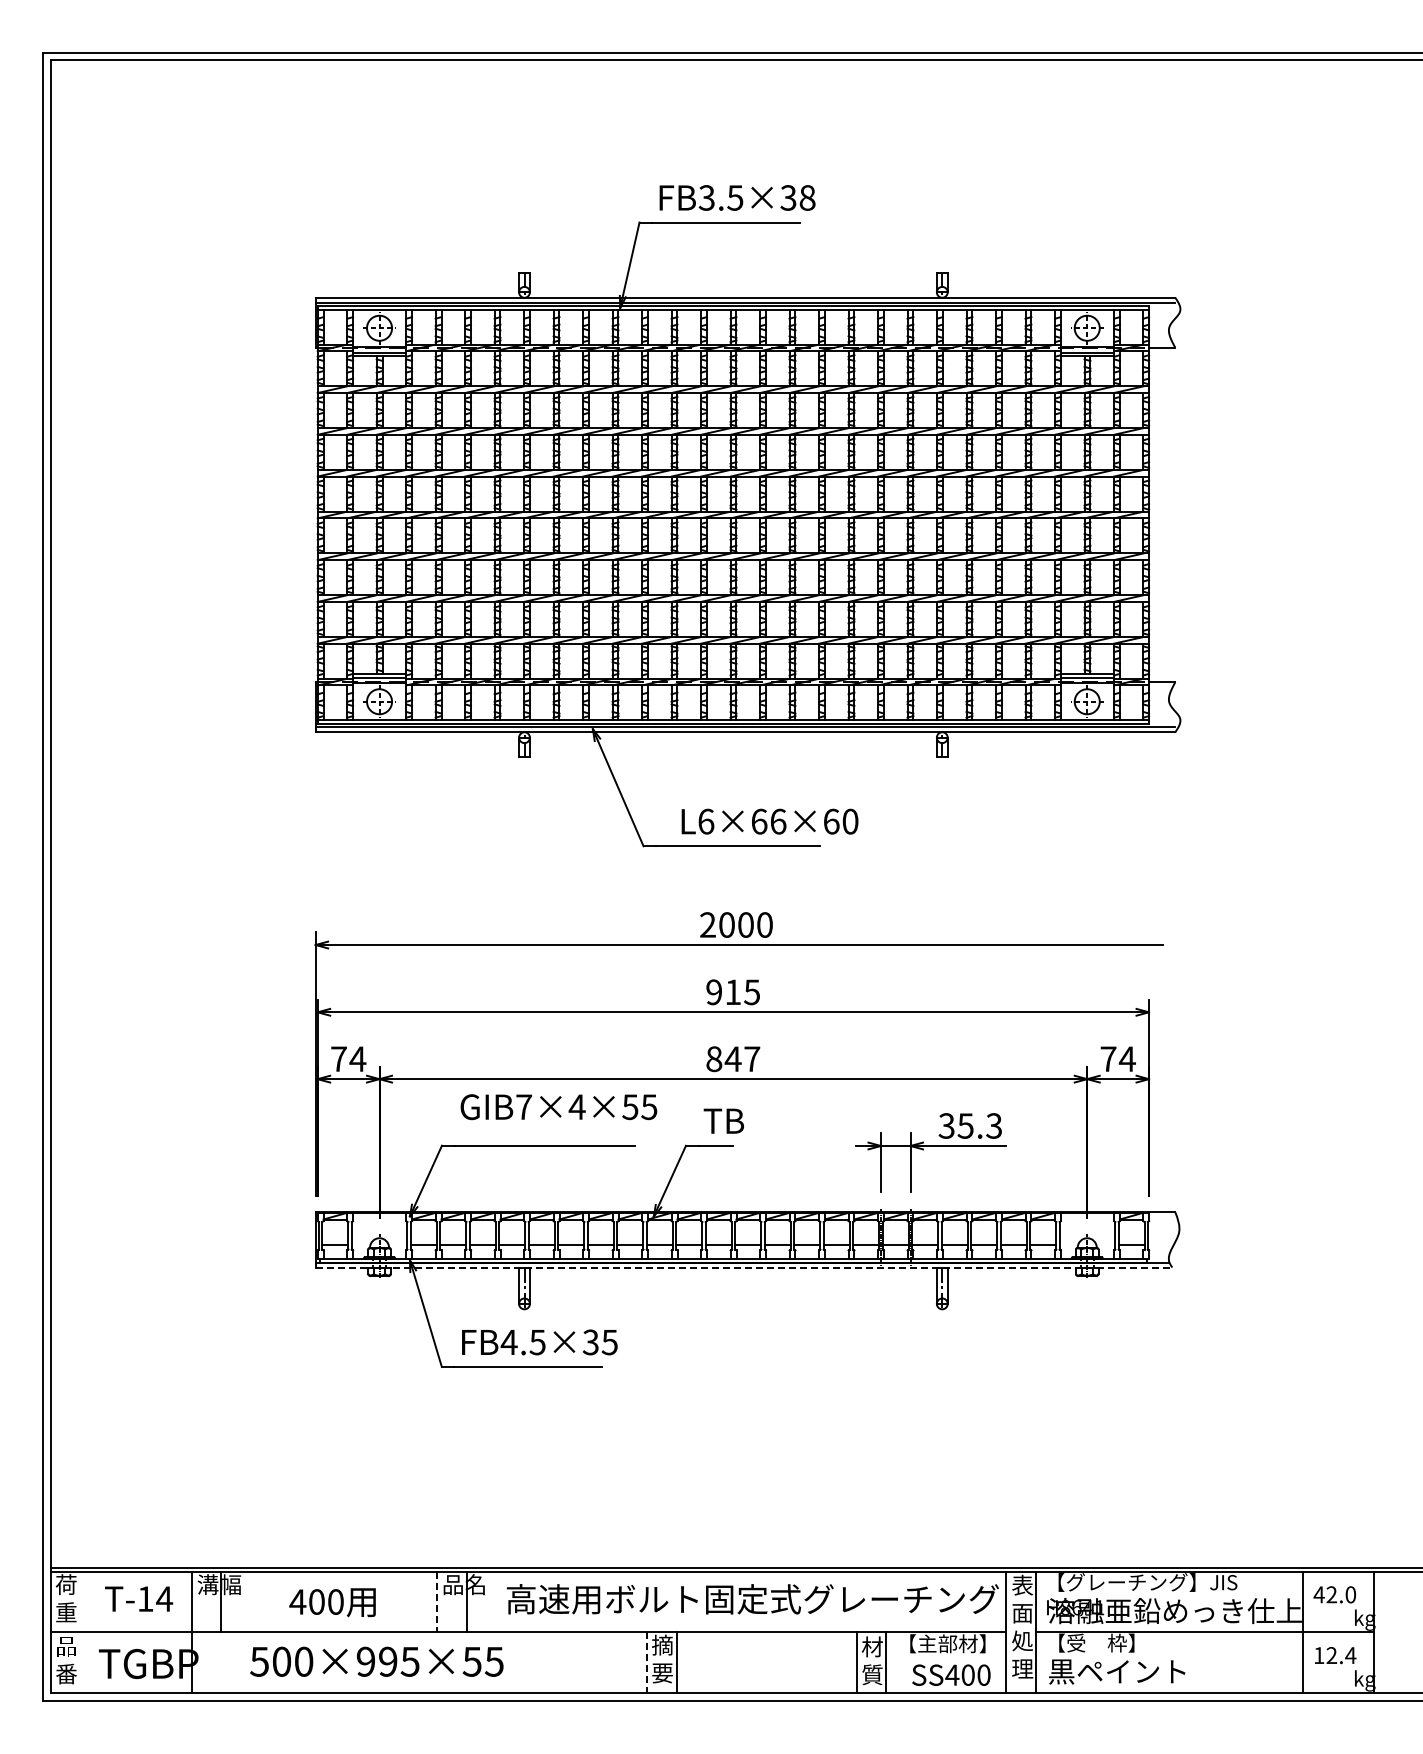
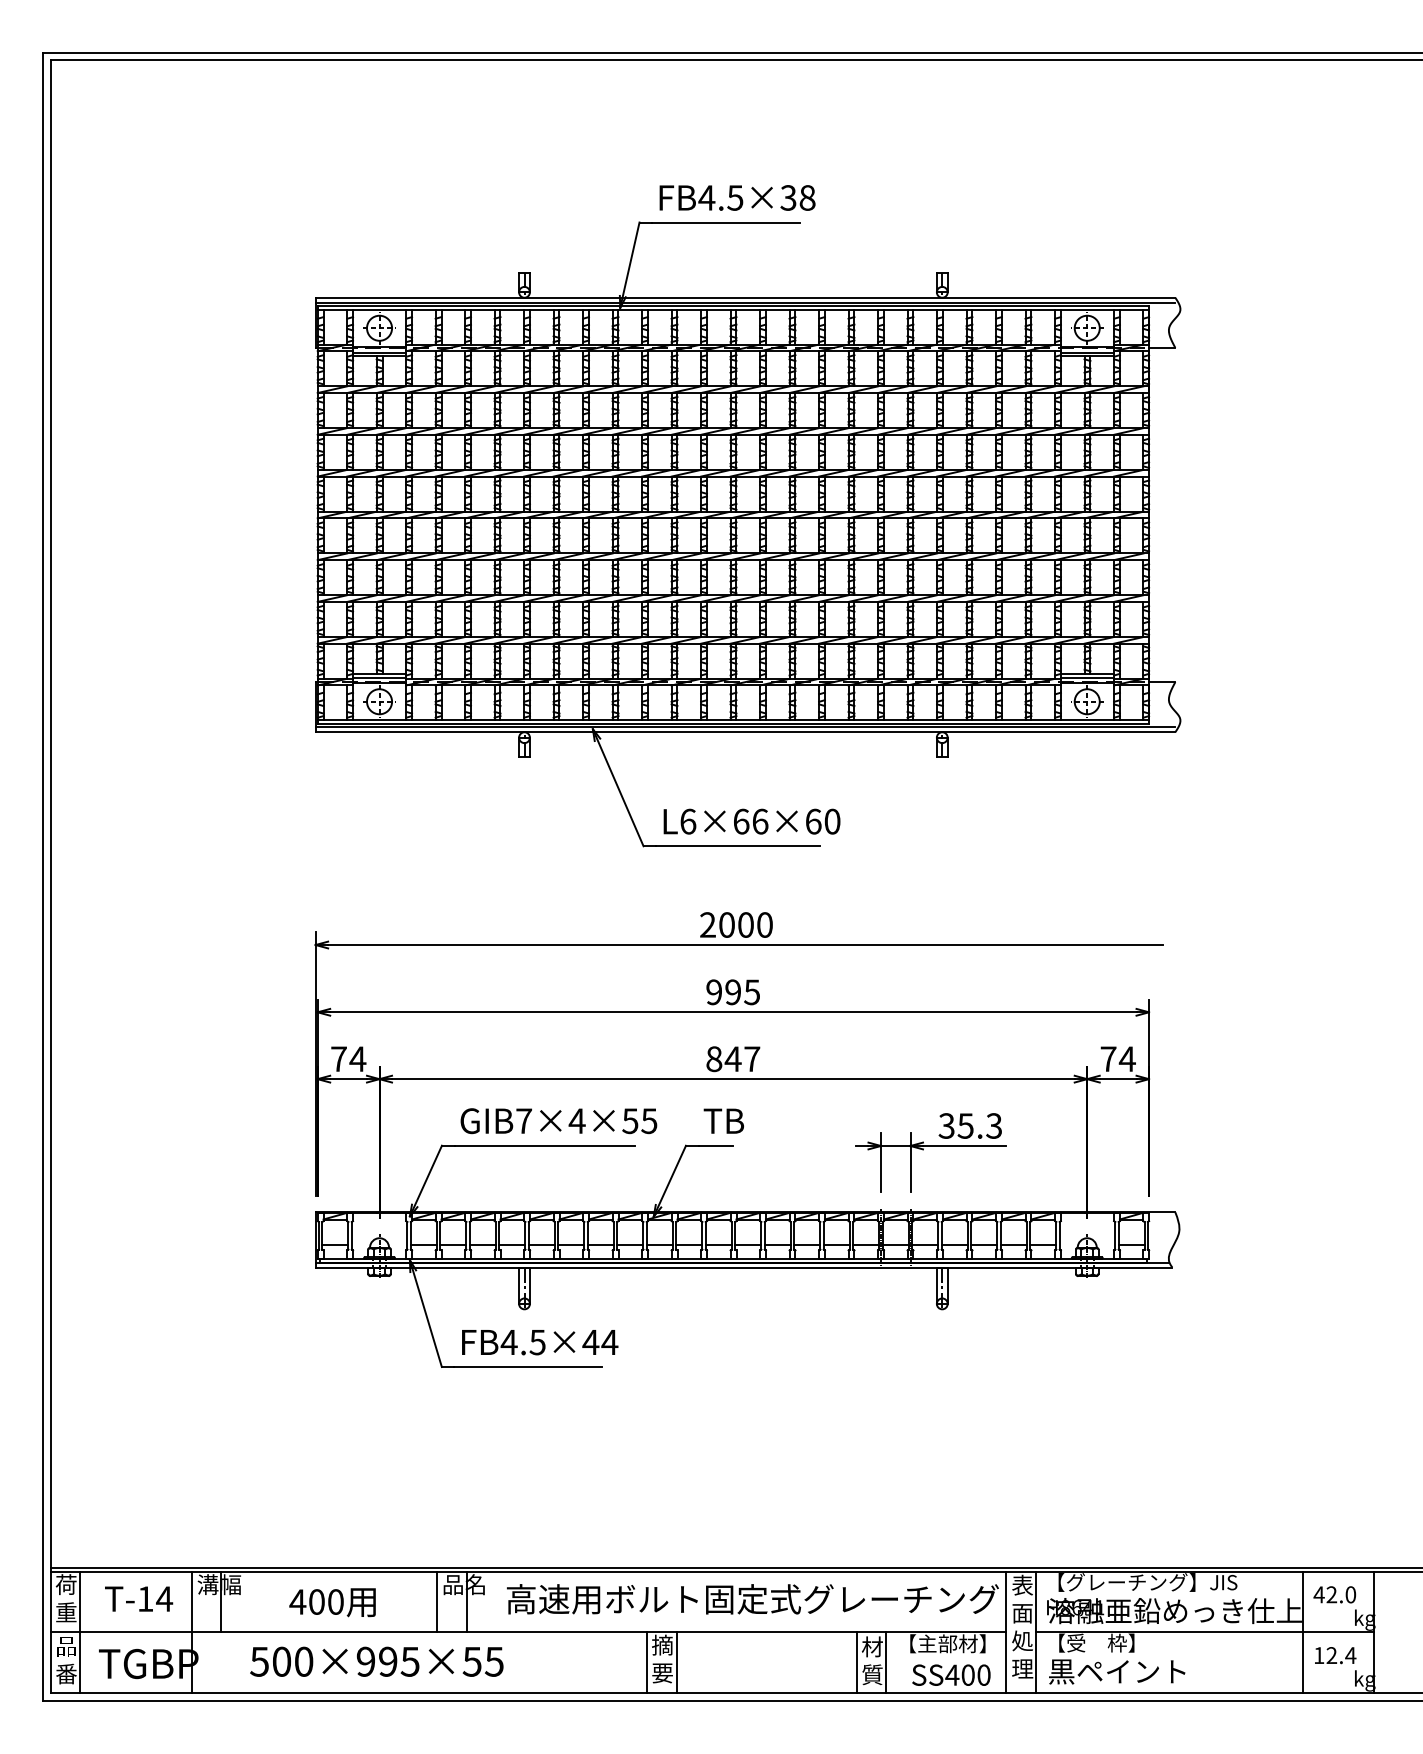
text: FB3.5×38 -> FB4.5×38 (706, 197)
text position: (769, 821) -> (751, 821) (751, 821)
text: 915 -> 995 (732, 992)
text position: (558, 1107) -> (558, 1121) (558, 1121)
line: dashed -> solid (744, 1267)
text: FB4.5×35 -> FB4.5×44 (600, 1342)
line: dashed -> solid (437, 1602)
line: none -> present (80, 1632)
line: dashed -> solid (647, 1663)
